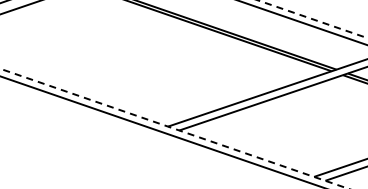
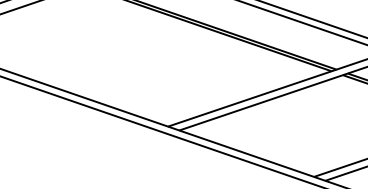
line: dashed -> solid (311, 18)
line: dashed -> solid (174, 128)
